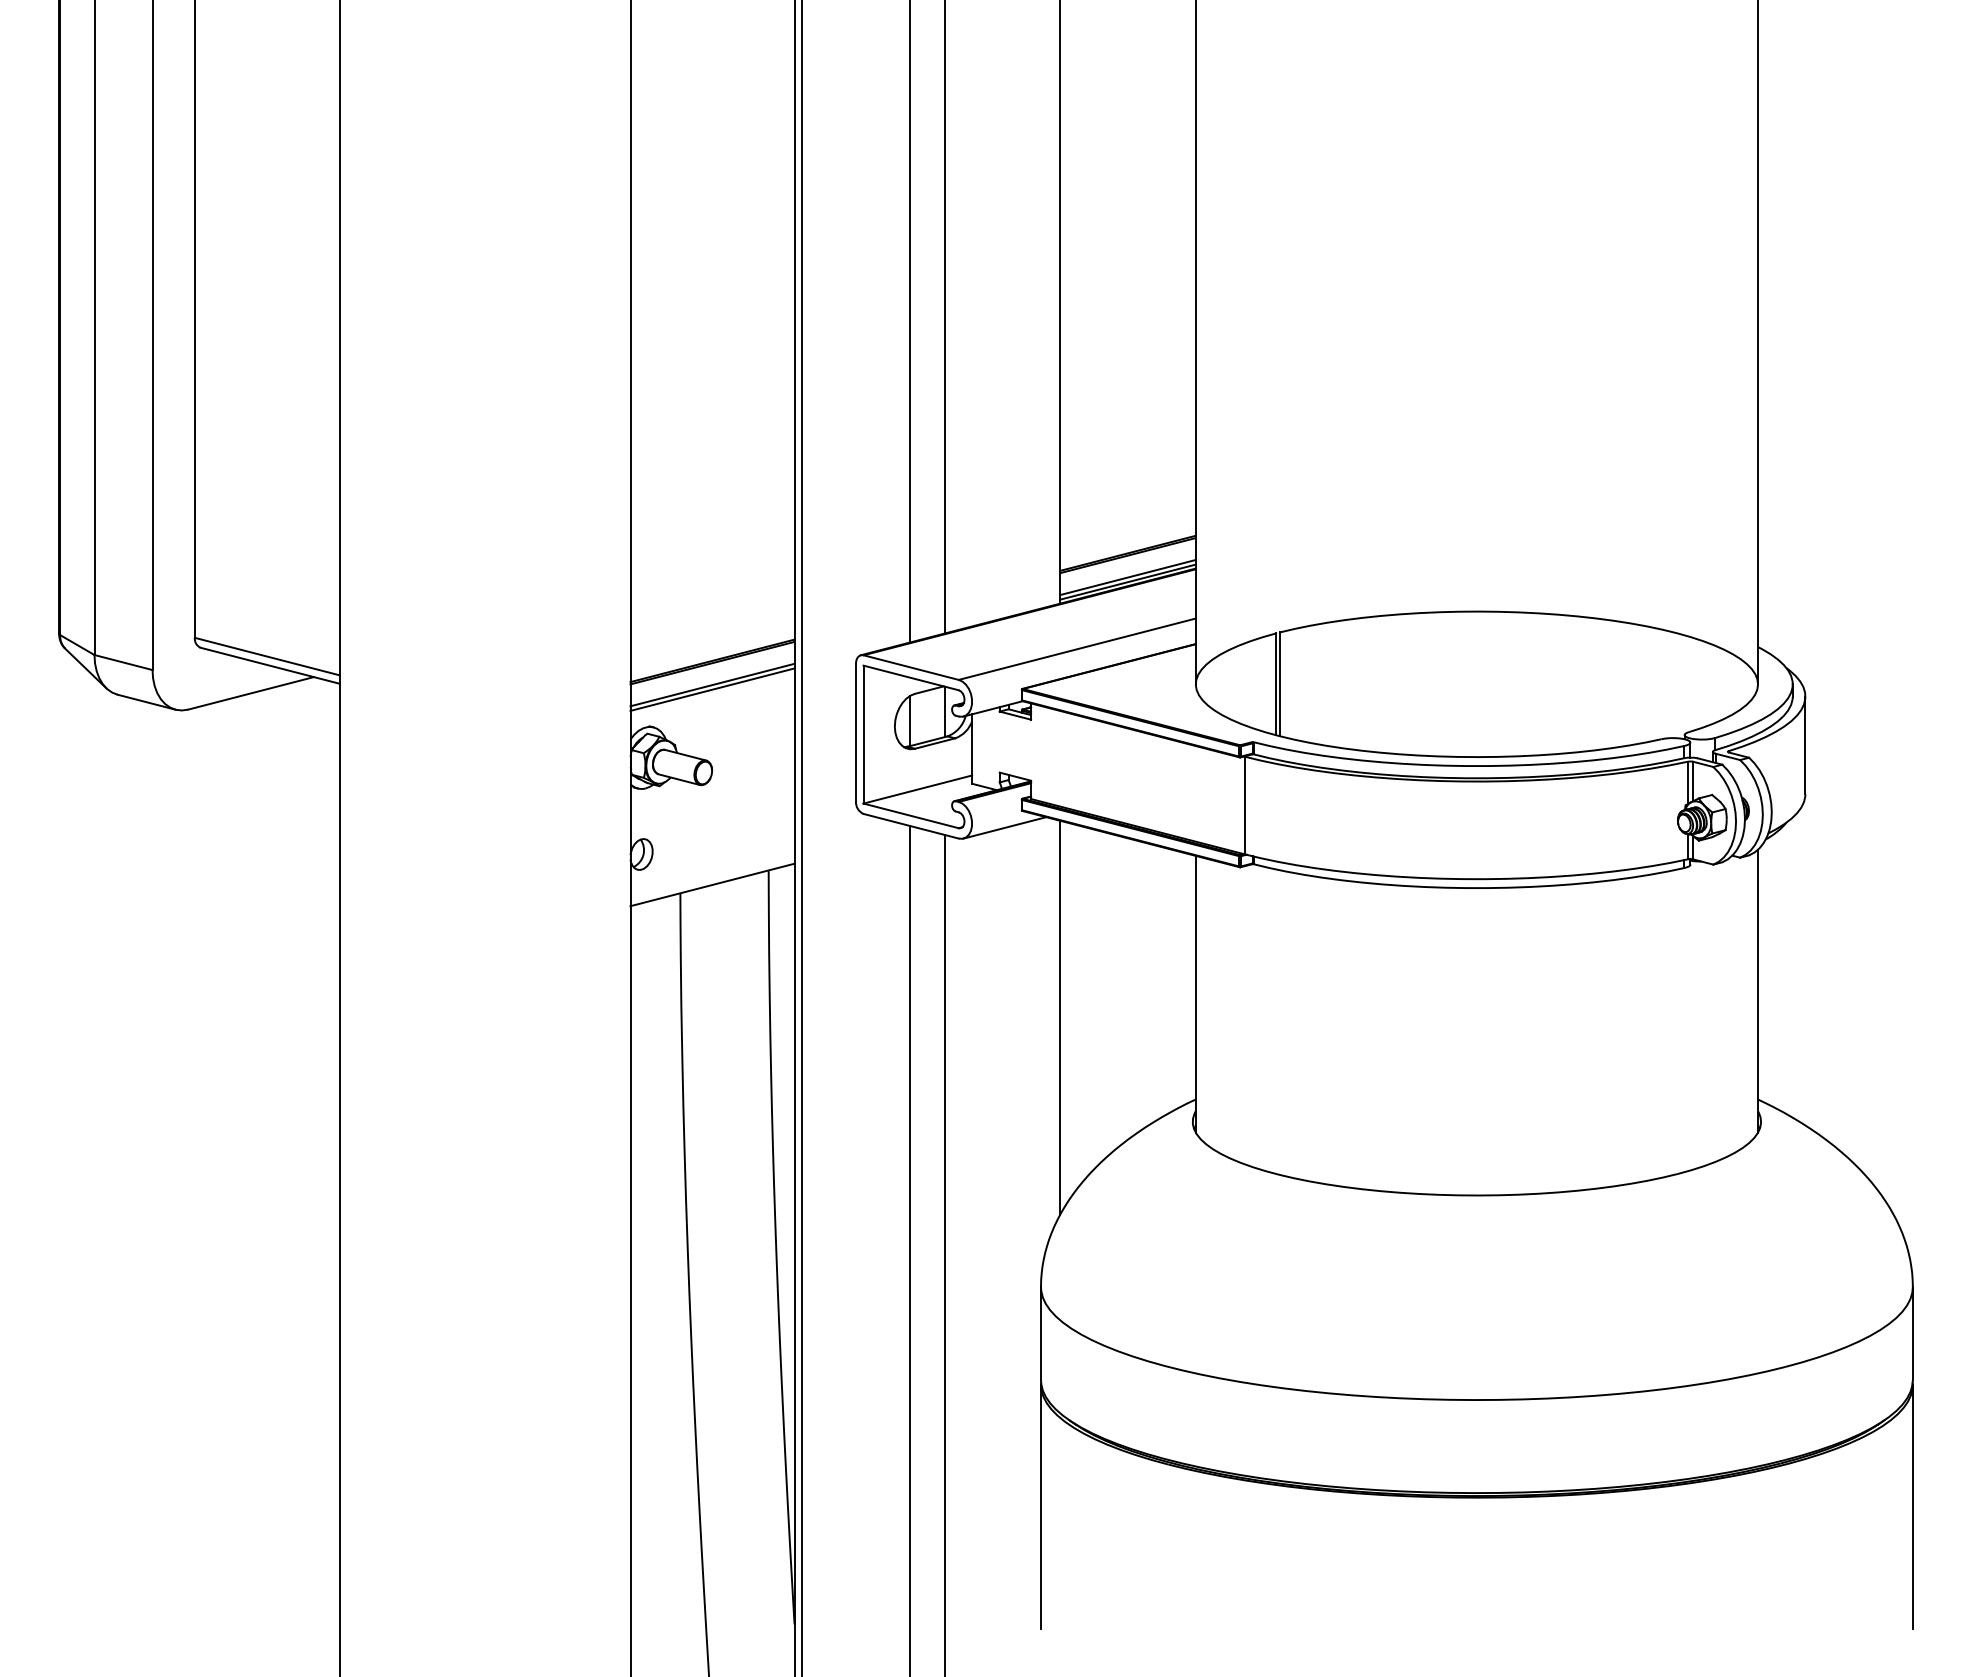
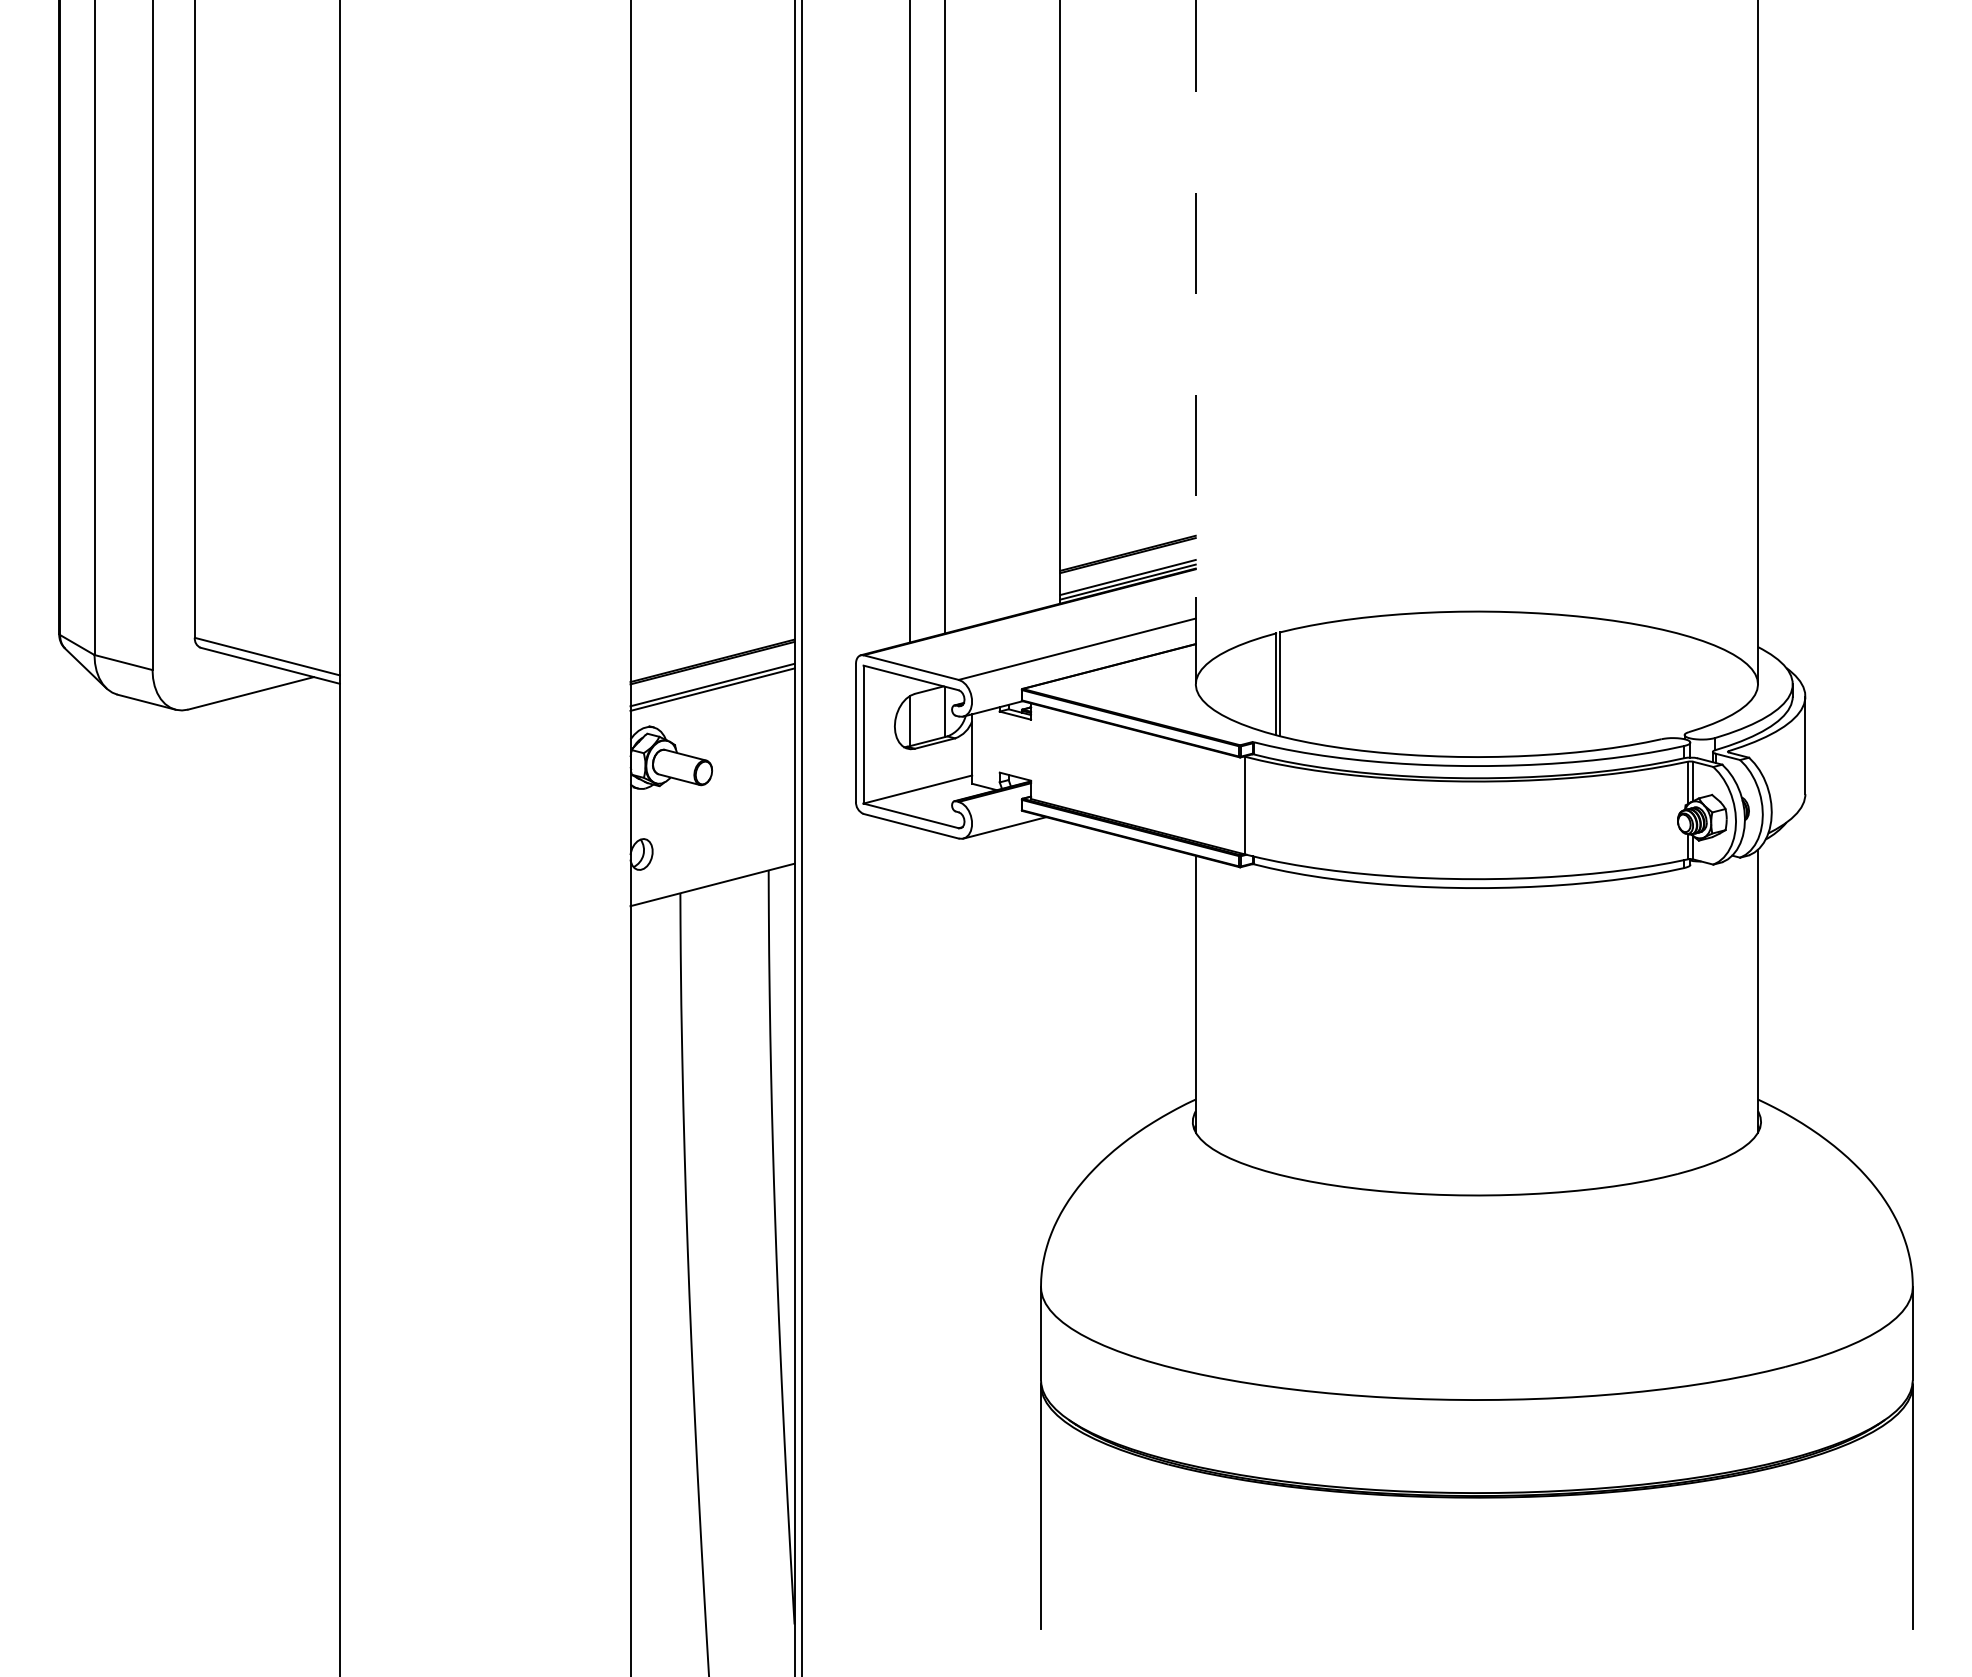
line: solid -> dashed (1195, 342)
line: present -> none (1060, 1017)
line: present -> none (910, 1249)
line: present -> none (944, 1253)
